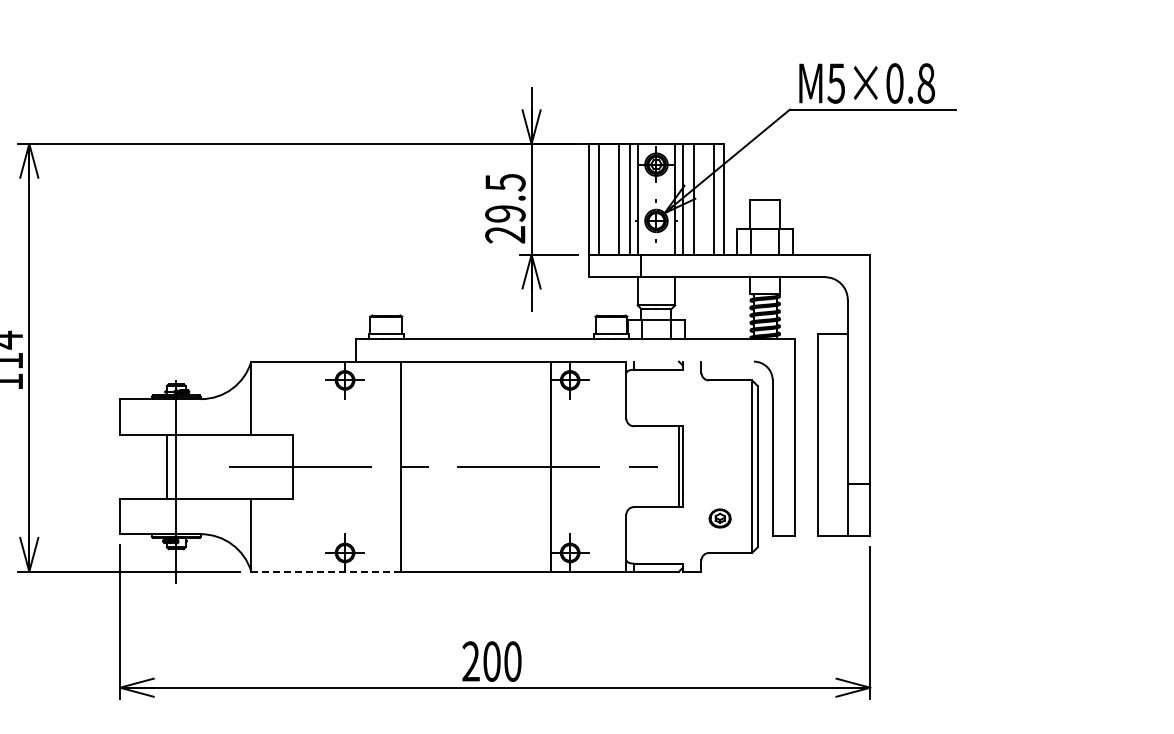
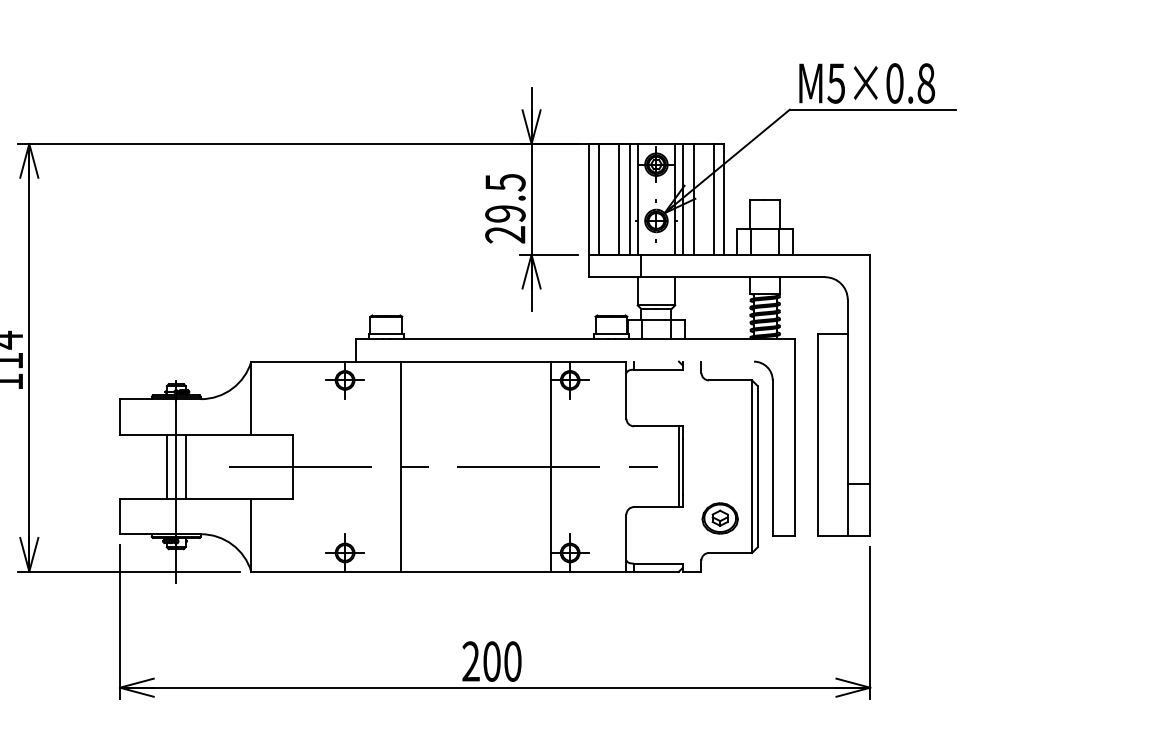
line: none -> present (185, 466)
part size: 24x21 px -> 38x33 px (719, 518)
line: dashed -> solid (326, 571)
